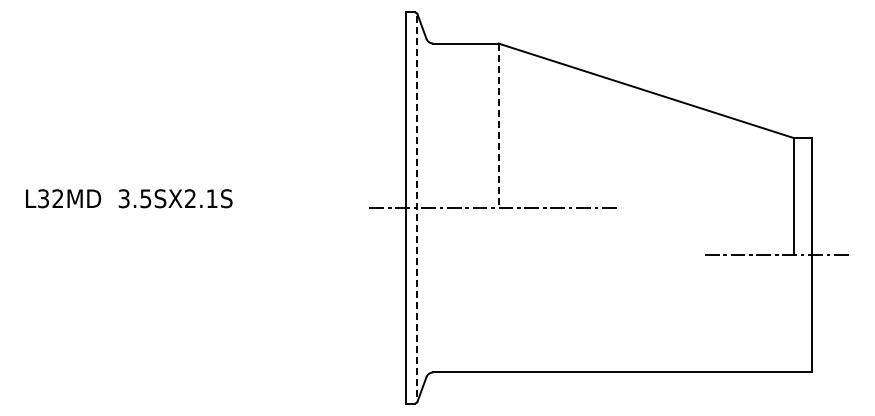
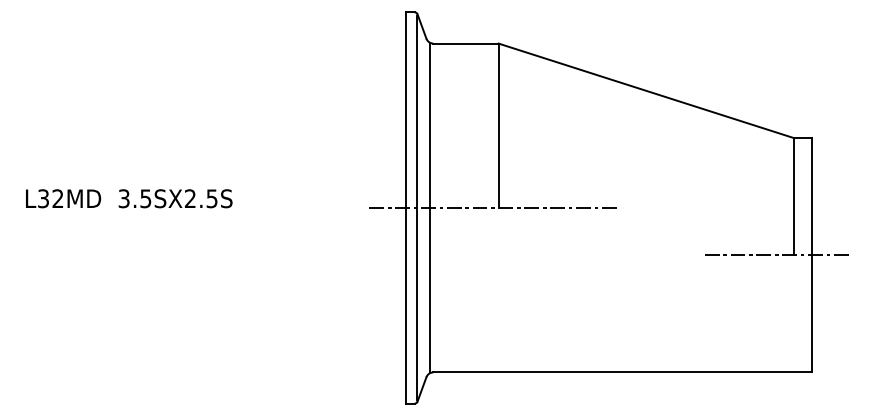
line: dashed -> solid (498, 126)
text: 3.5SX2.1S -> 3.5SX2.5S (211, 198)
line: none -> present (430, 207)
line: dashed -> solid (416, 208)
